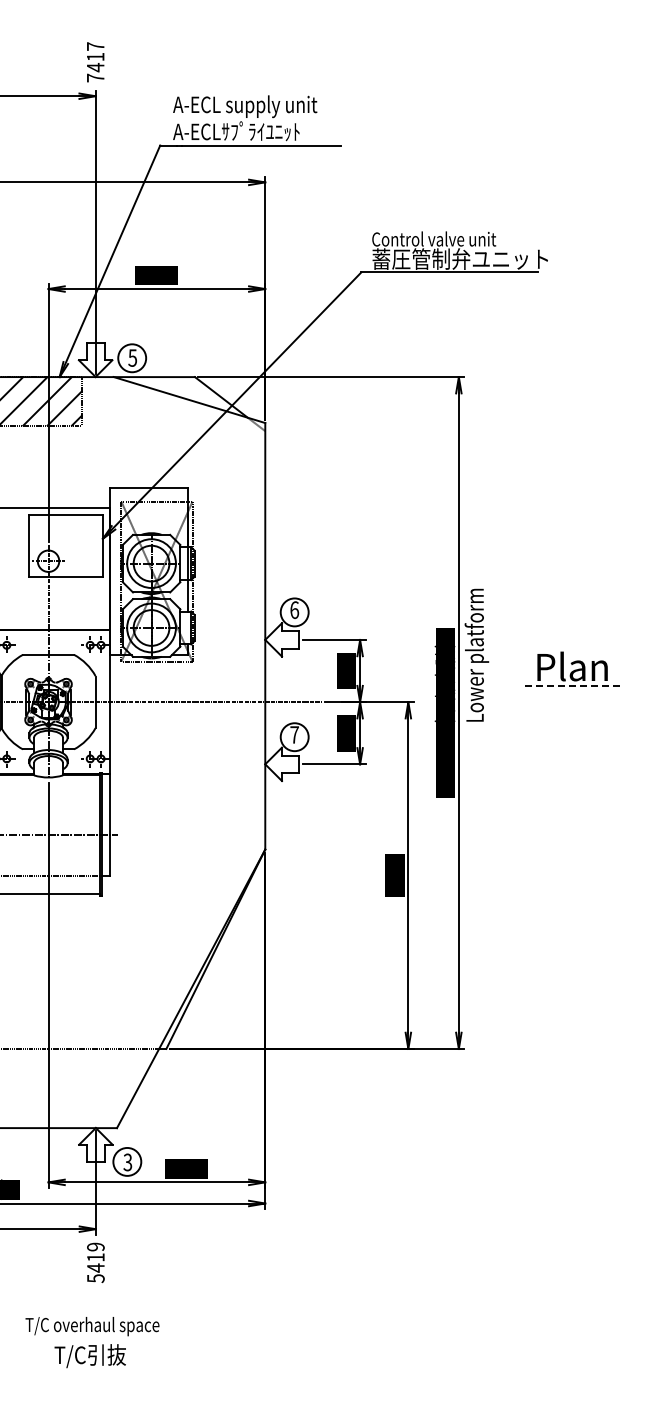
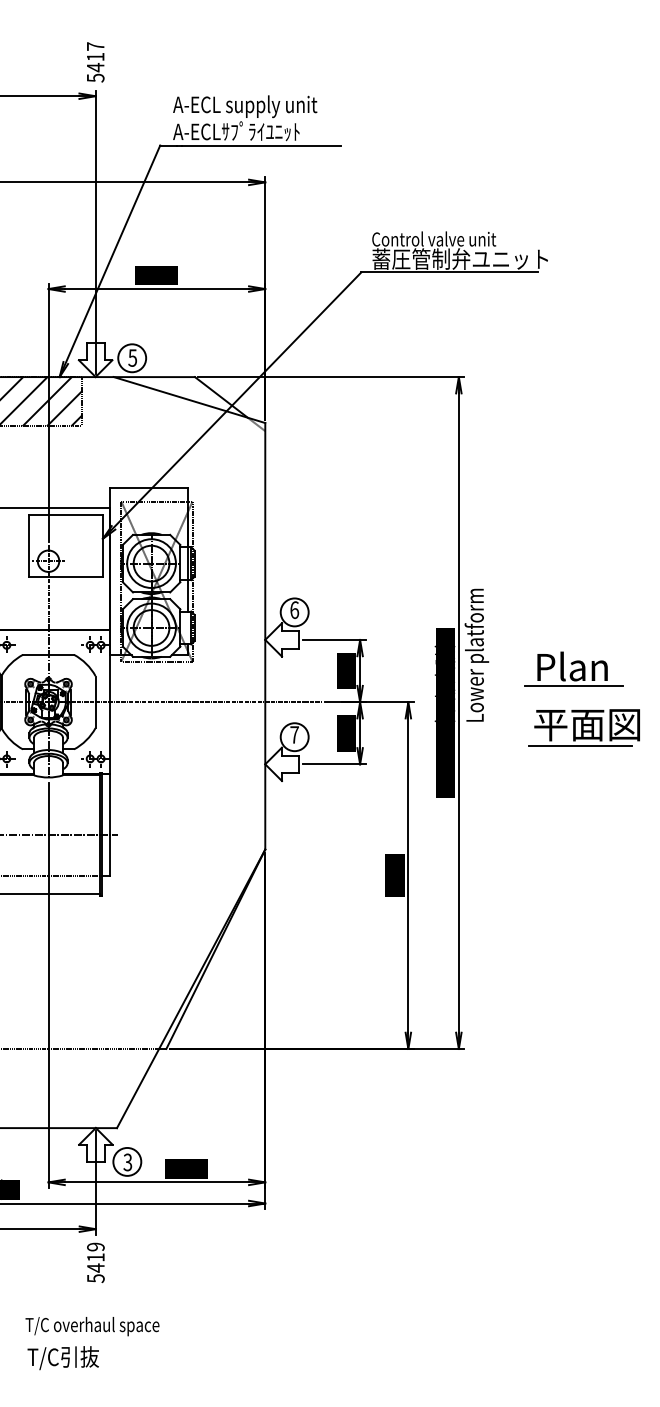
text: 7417 -> 5417 (95, 77)
line: dashed -> solid (574, 685)
part: none -> present (583, 727)
text position: (89, 1356) -> (62, 1358) (62, 1358)
